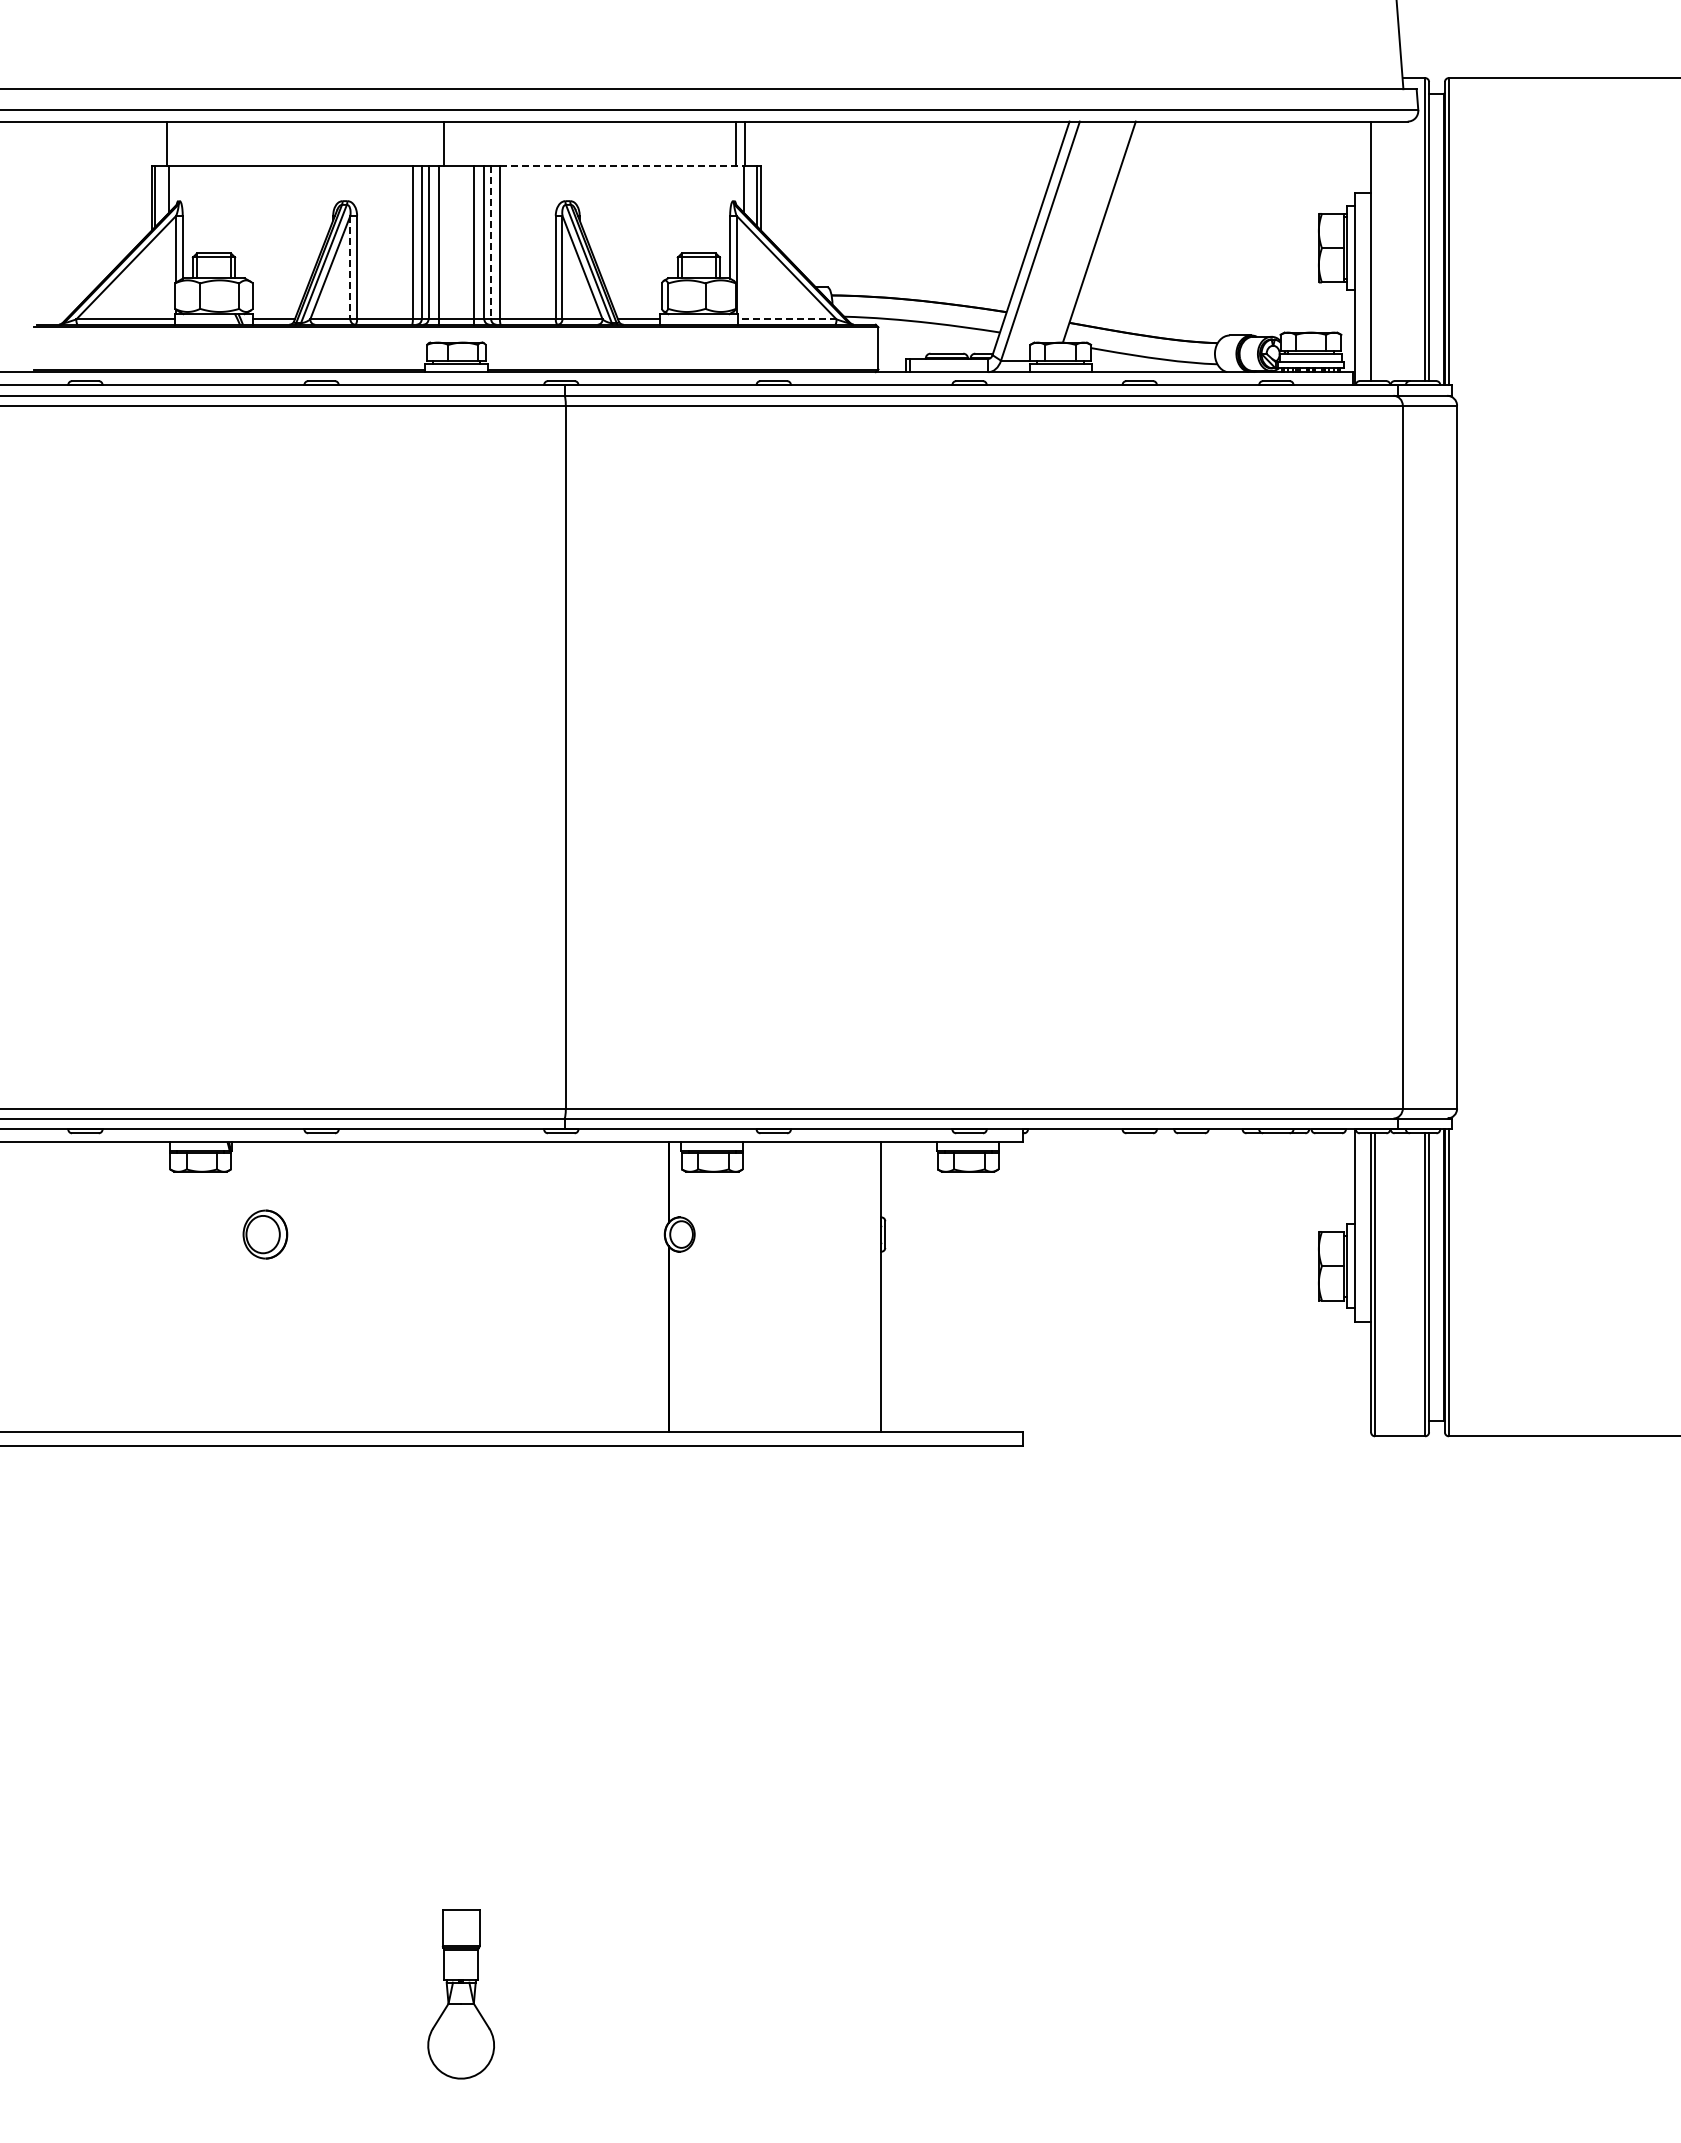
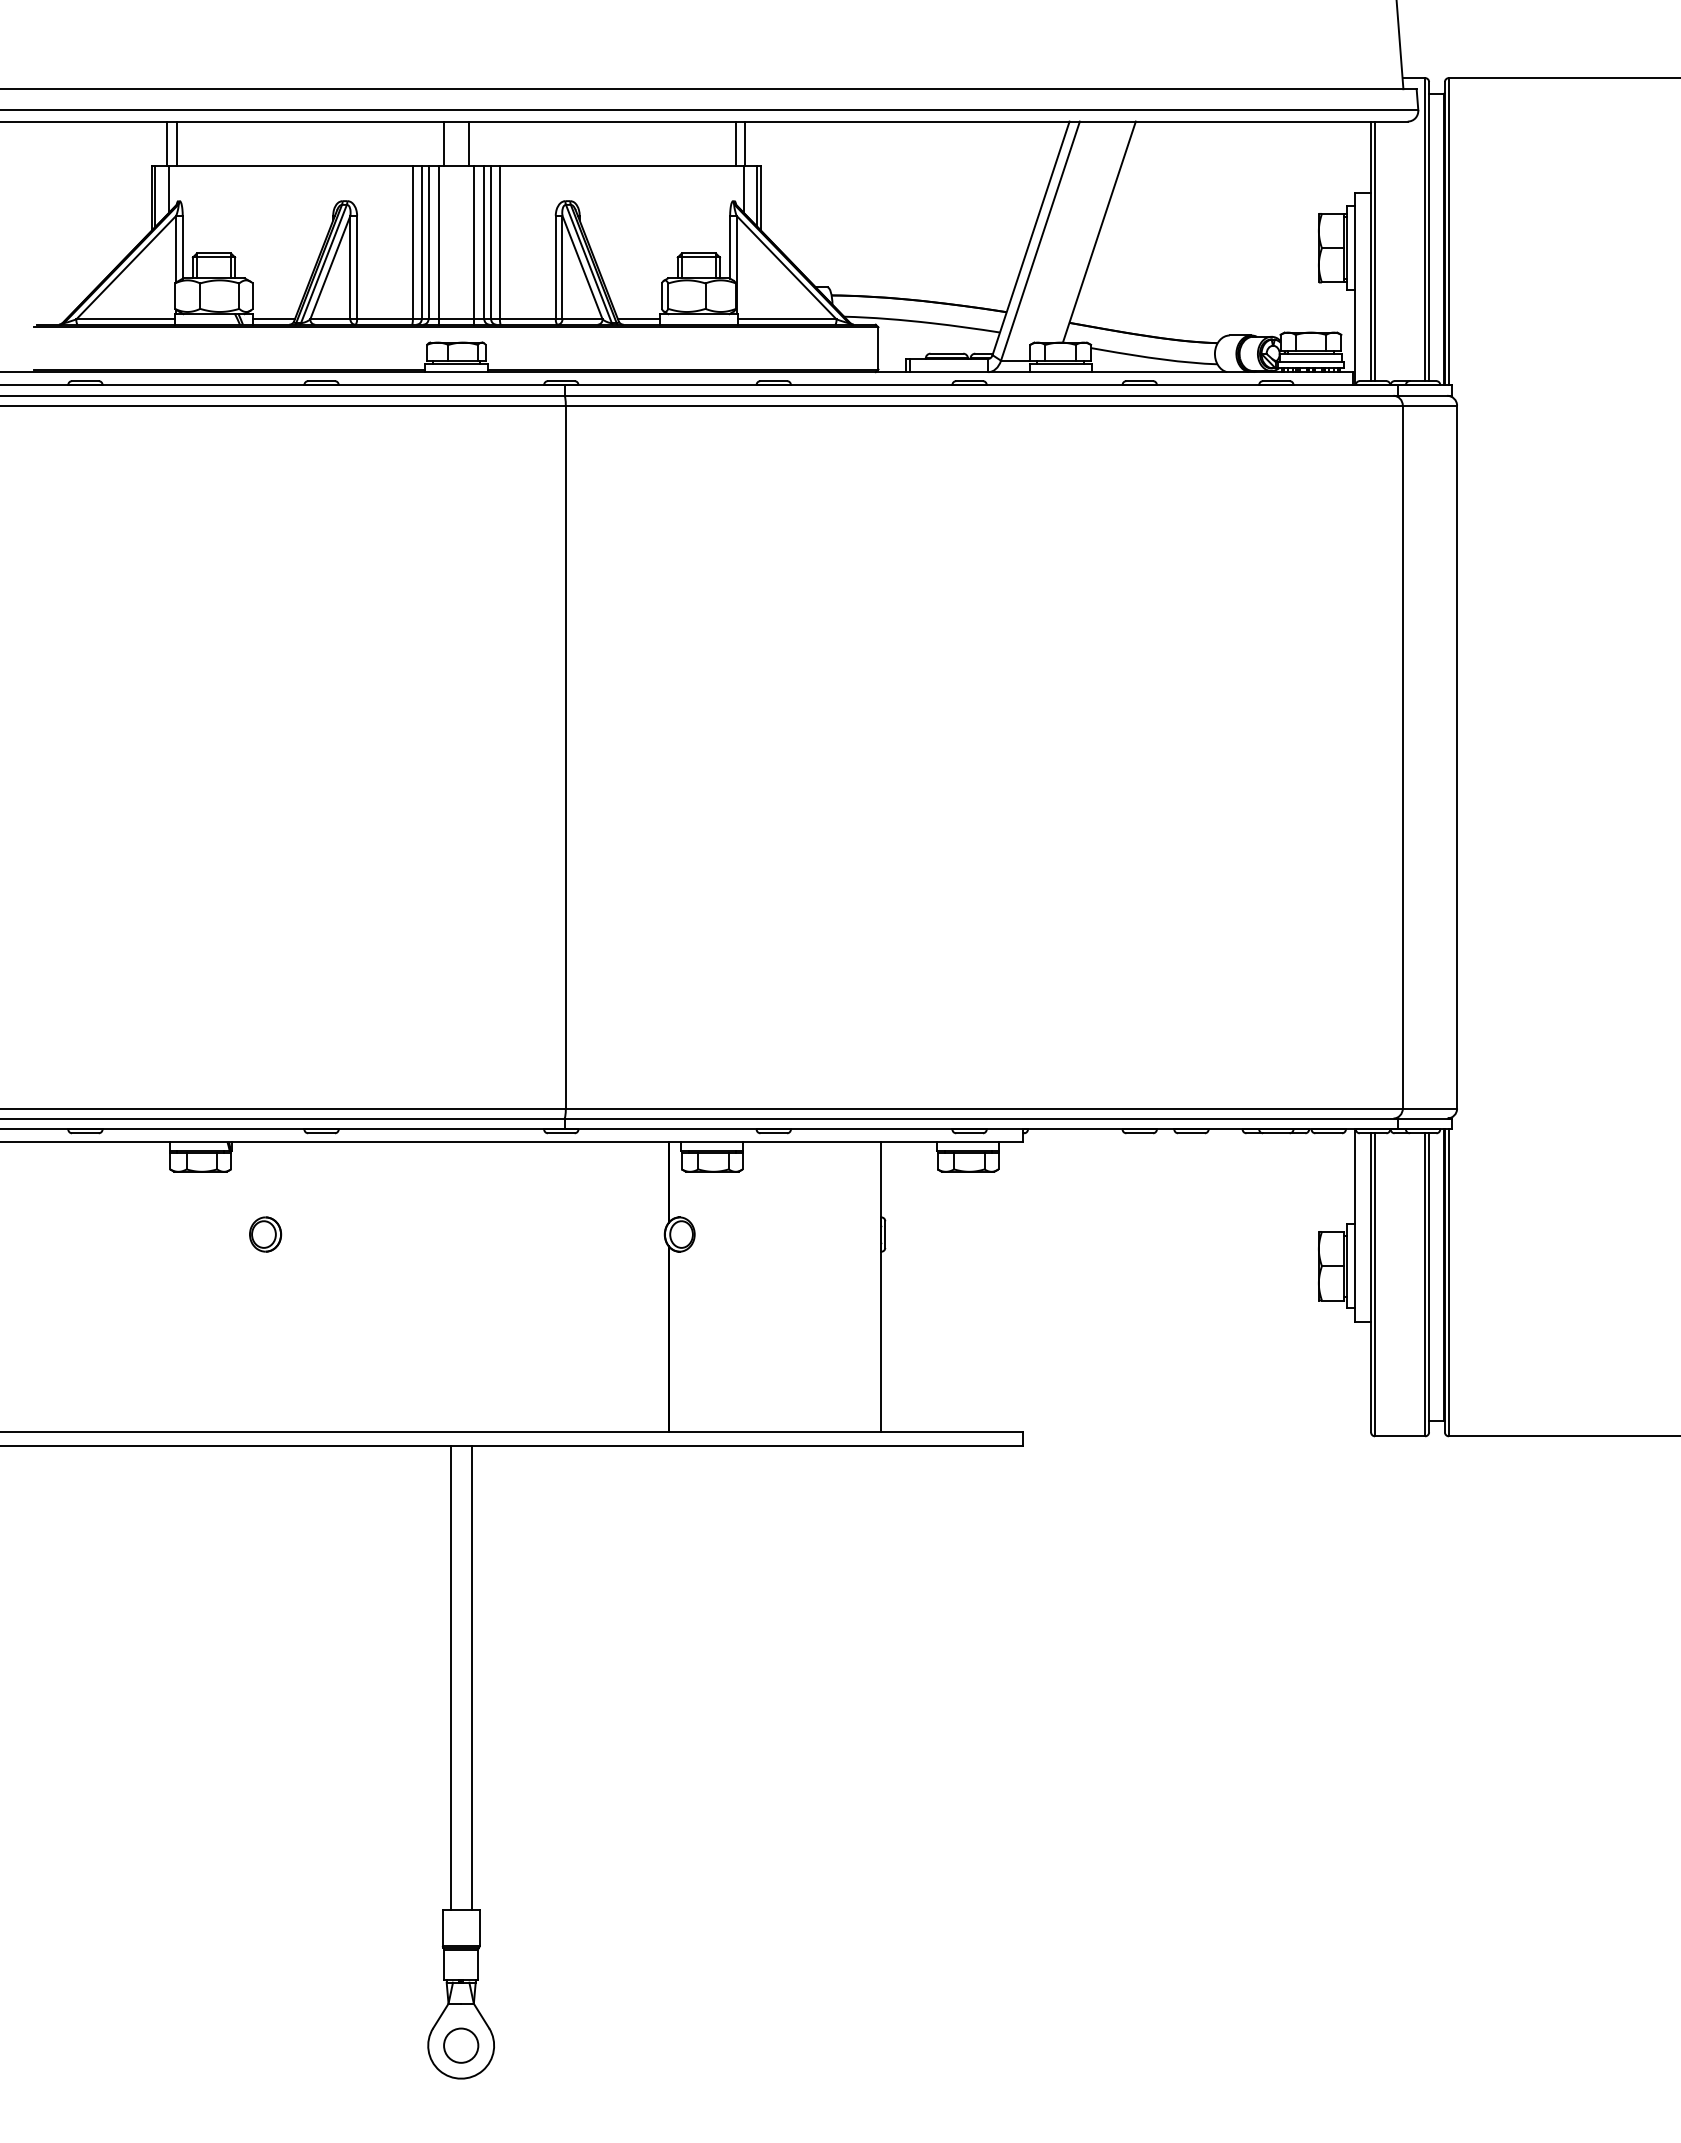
line: none -> present (176, 143)
line: none -> present (469, 143)
line: dashed -> solid (621, 166)
line: dashed -> solid (491, 243)
line: none -> present (1375, 251)
line: dashed -> solid (350, 267)
line: dashed -> solid (786, 319)
part size: 47x51 px -> 34x37 px (265, 1234)
line: none -> present (450, 1677)
line: none -> present (471, 1677)
circle: none -> present (461, 2045)
